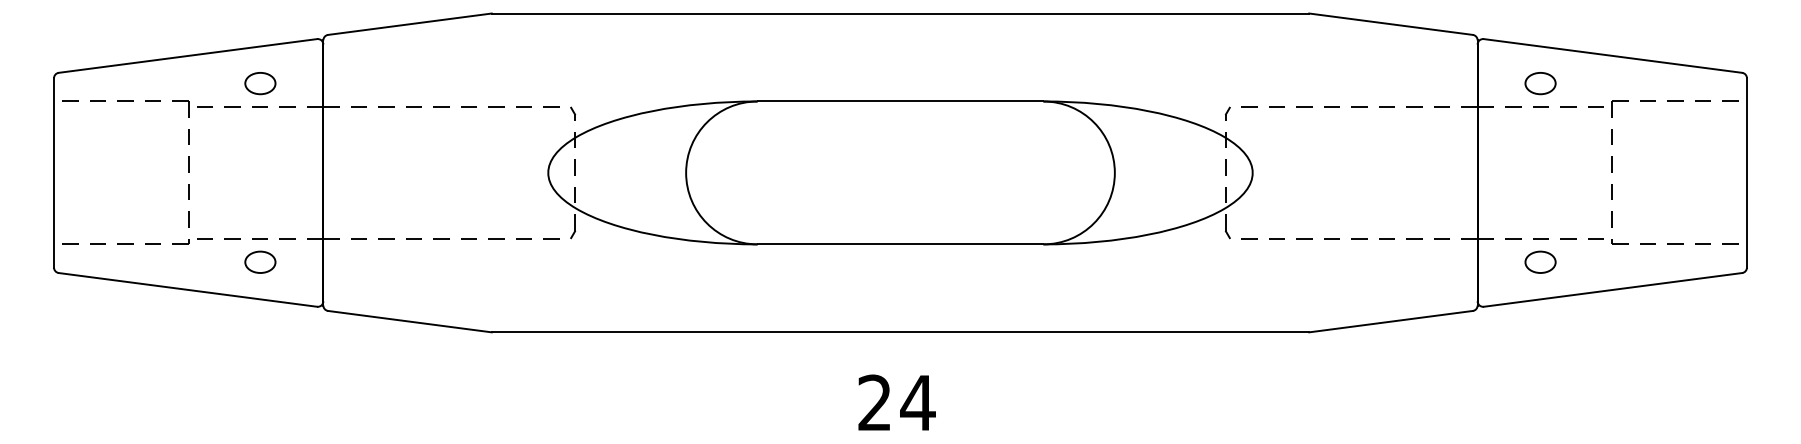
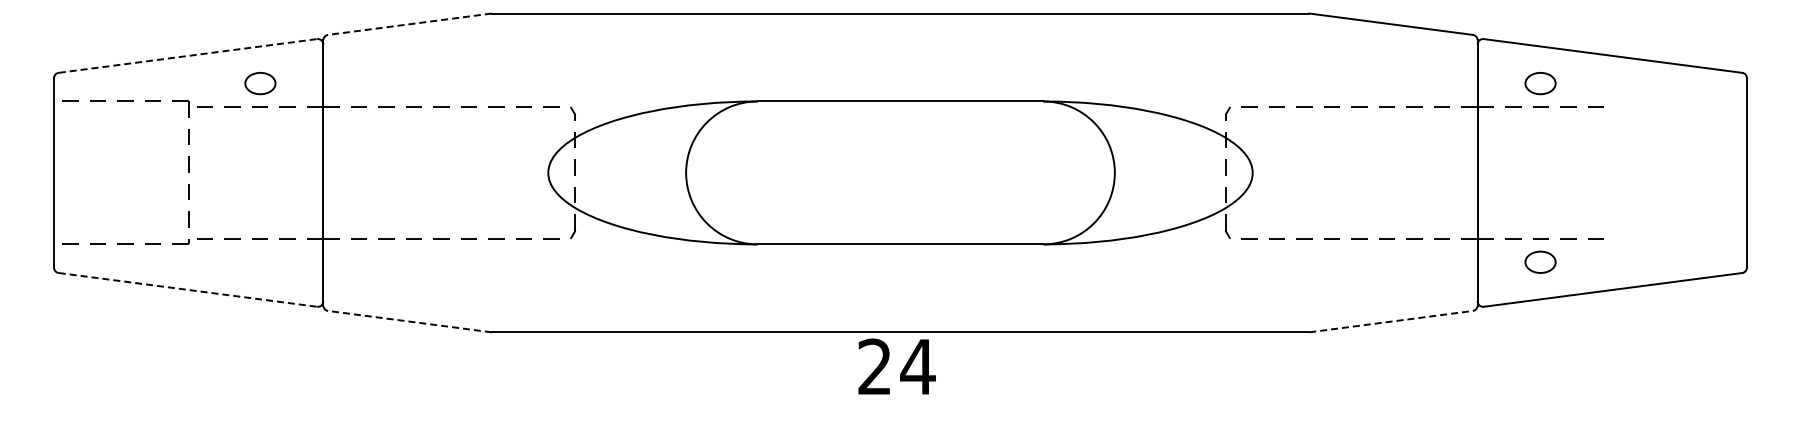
line: solid -> dashed (409, 24)
line: solid -> dashed (188, 55)
part: present -> none (1612, 172)
part: present -> none (260, 261)
line: solid -> dashed (188, 289)
line: solid -> dashed (409, 321)
line: solid -> dashed (1391, 321)
text position: (896, 402) -> (896, 366) (896, 366)
